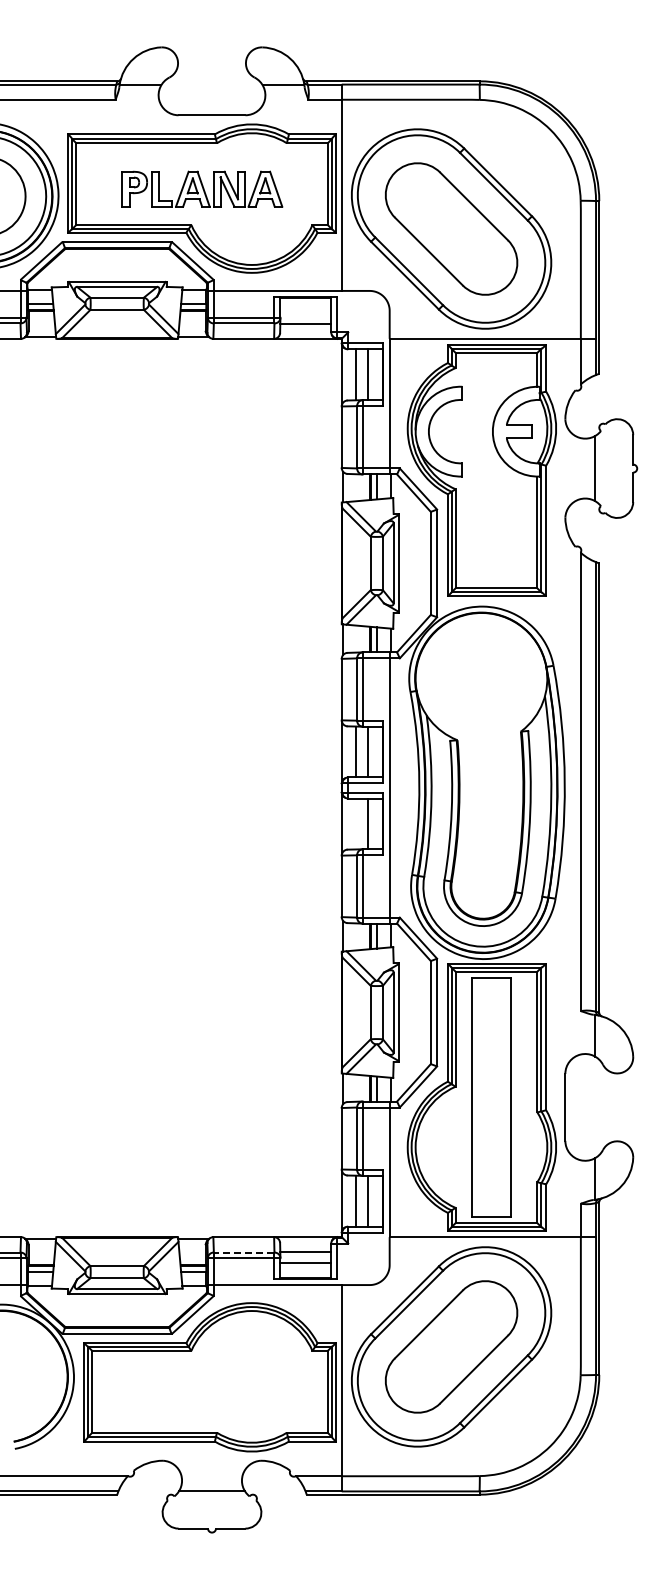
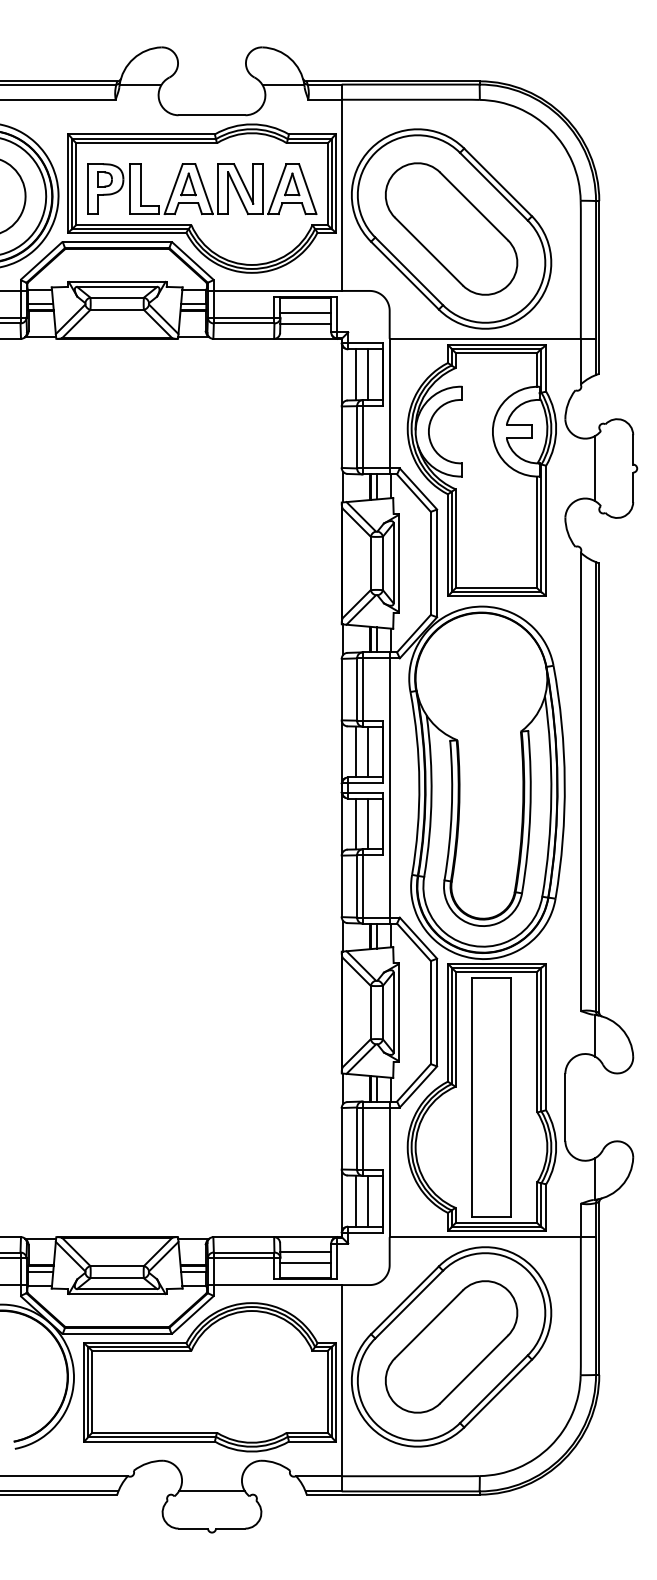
part size: 163x38 px -> 231x53 px (202, 189)
line: none -> present (305, 312)
line: none -> present (356, 823)
line: dashed -> solid (243, 1252)
